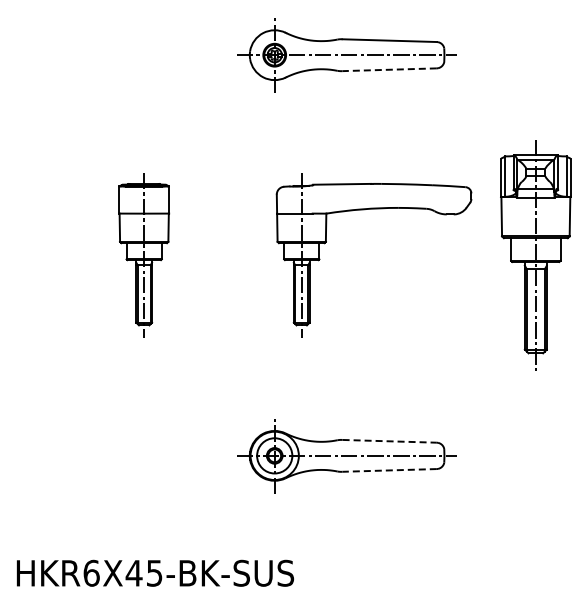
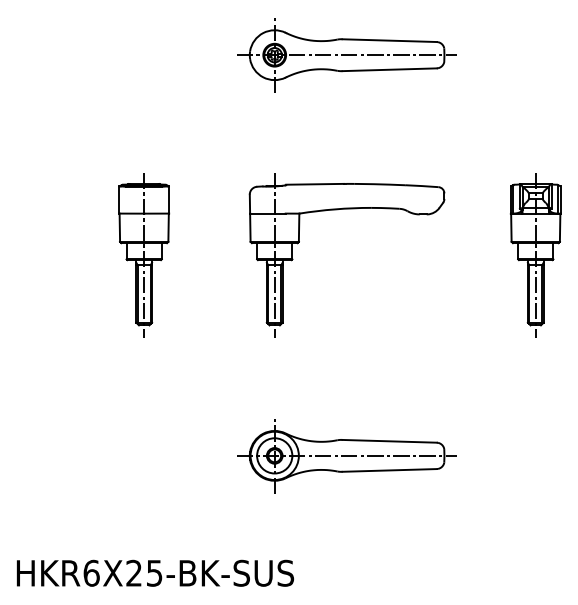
line: dashed -> solid (389, 69)
part position: (364, 210) -> (337, 210) (337, 210)
part size: 72x231 px -> 53x165 px (535, 255)
line: dashed -> solid (390, 441)
line: dashed -> solid (389, 470)
text: HKR6X45-BK-SUS -> HKR6X25-BK-SUS (133, 572)
